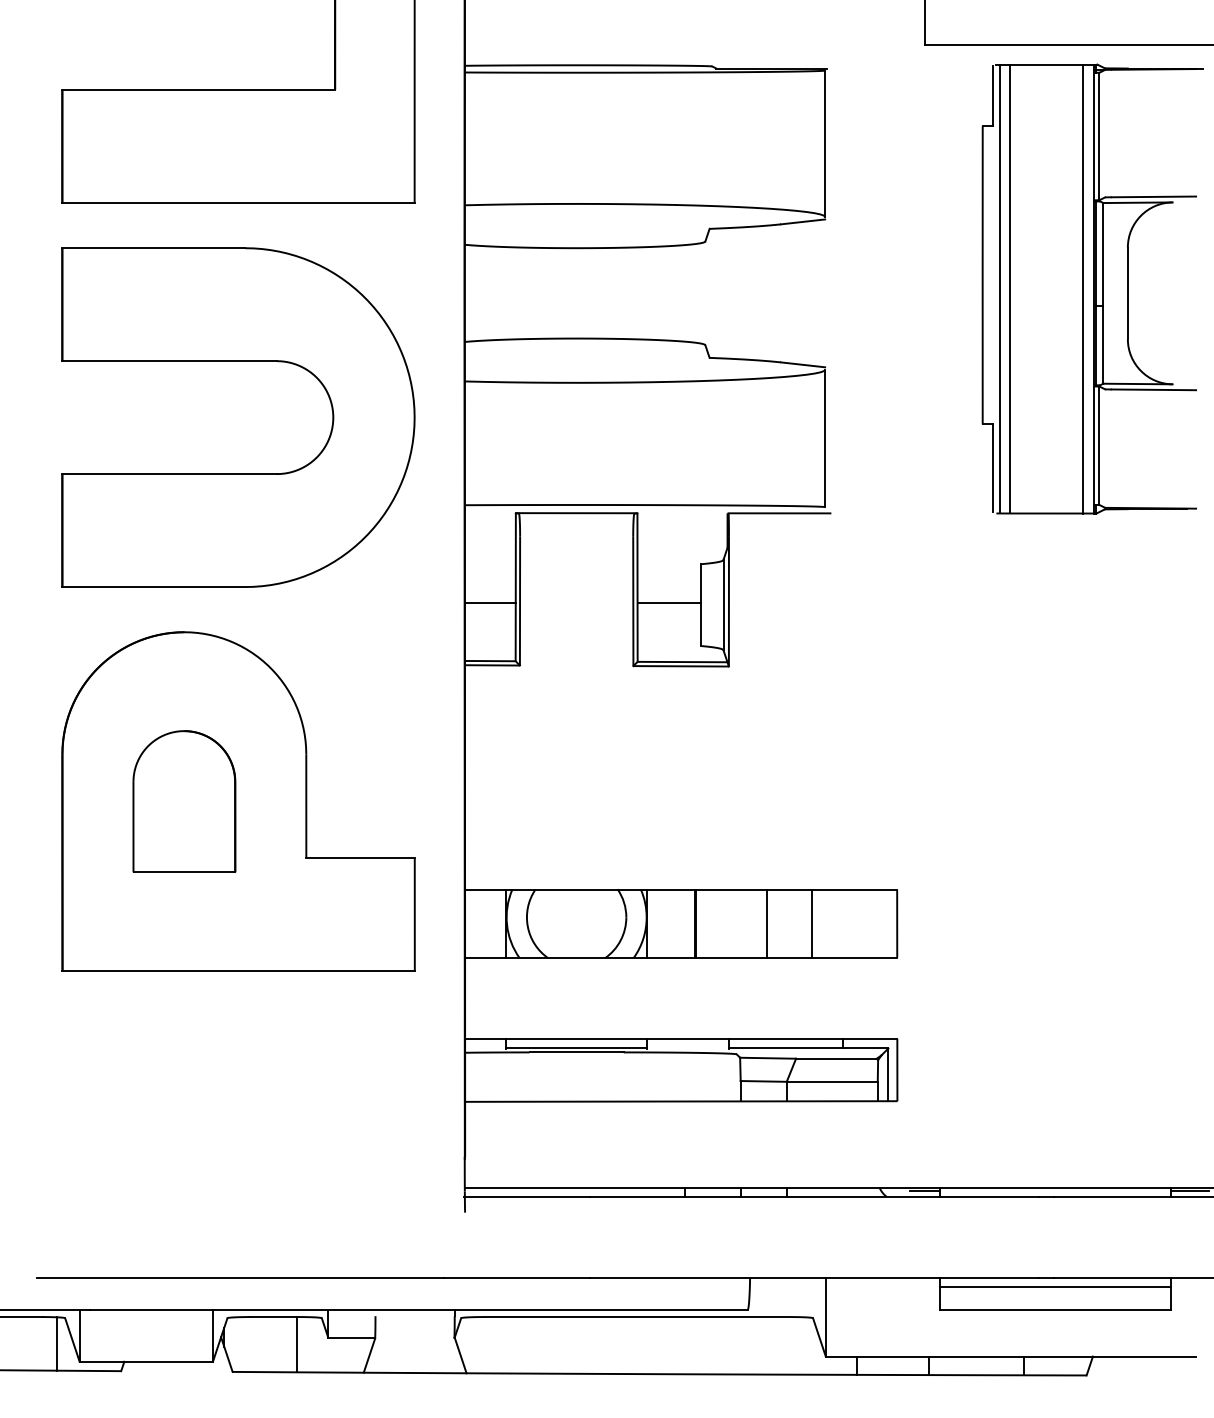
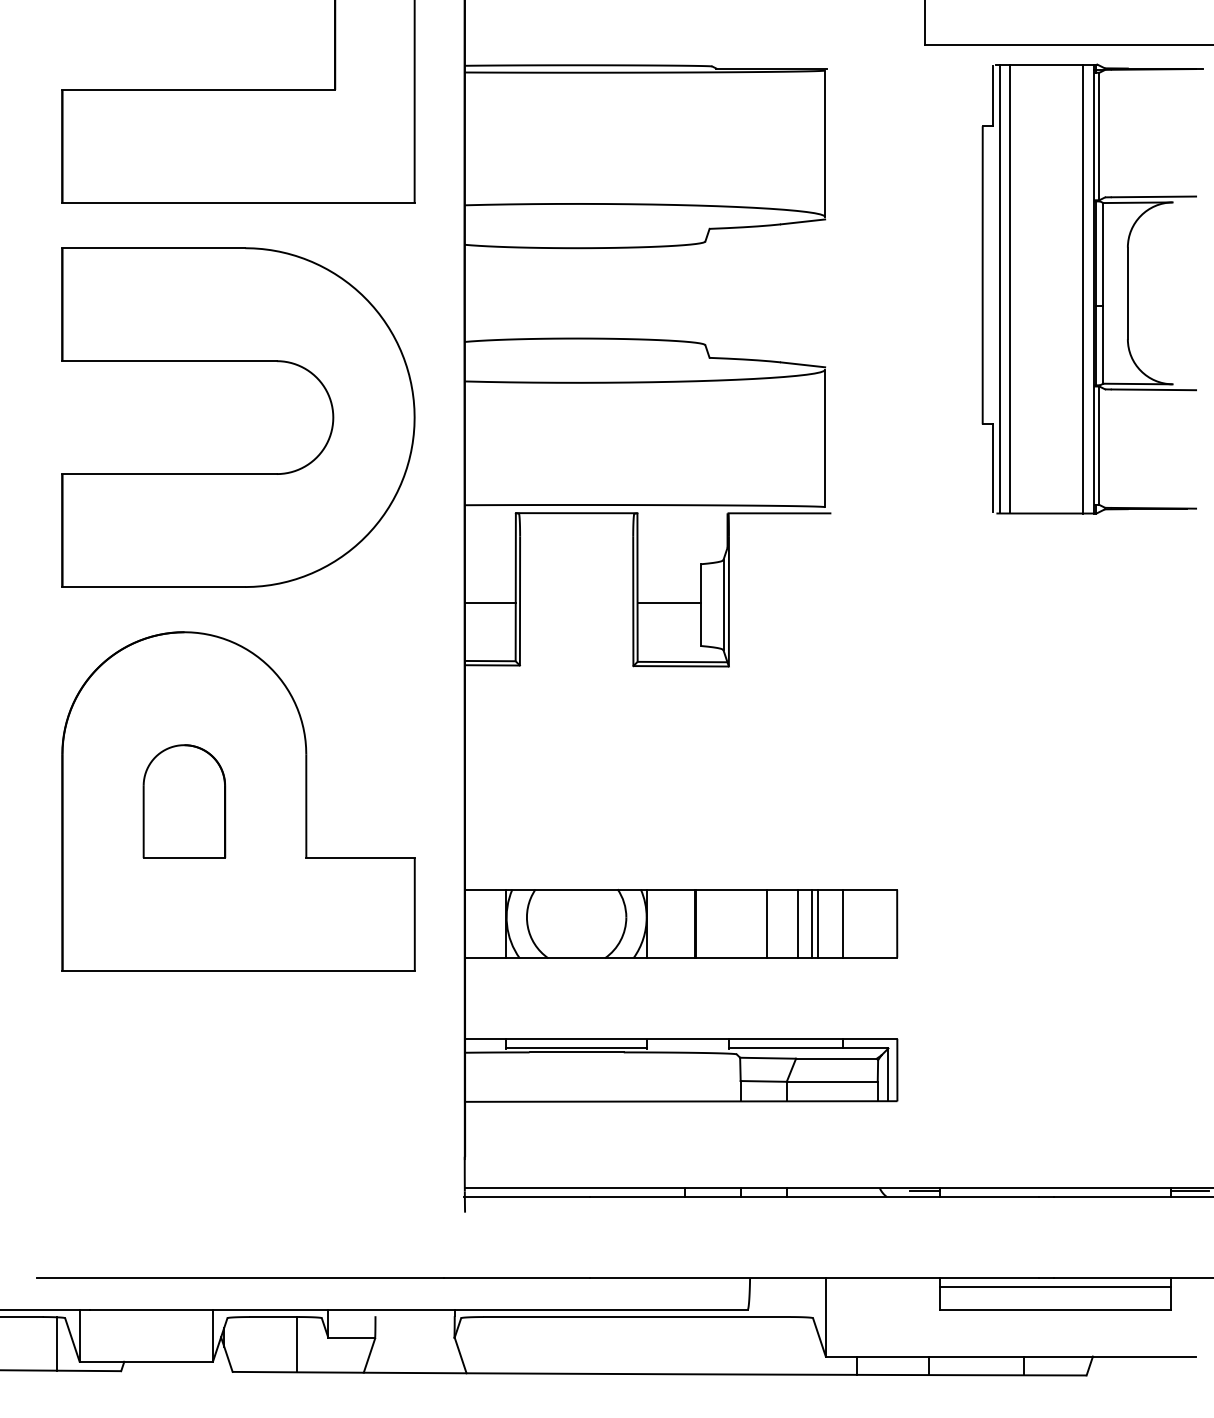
part size: 105x143 px -> 85x115 px (184, 801)
line: none -> present (798, 923)
line: none -> present (817, 923)
line: none -> present (843, 923)
